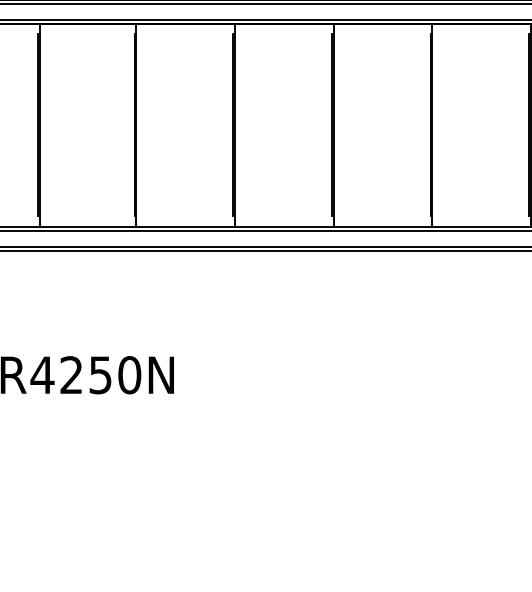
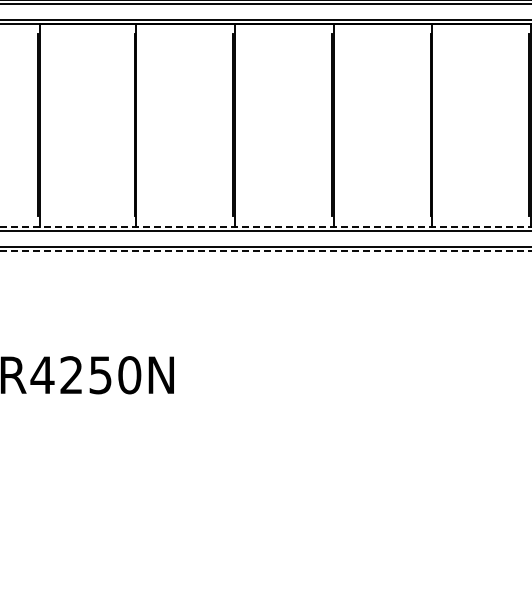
line: solid -> dashed (266, 226)
line: solid -> dashed (266, 251)
